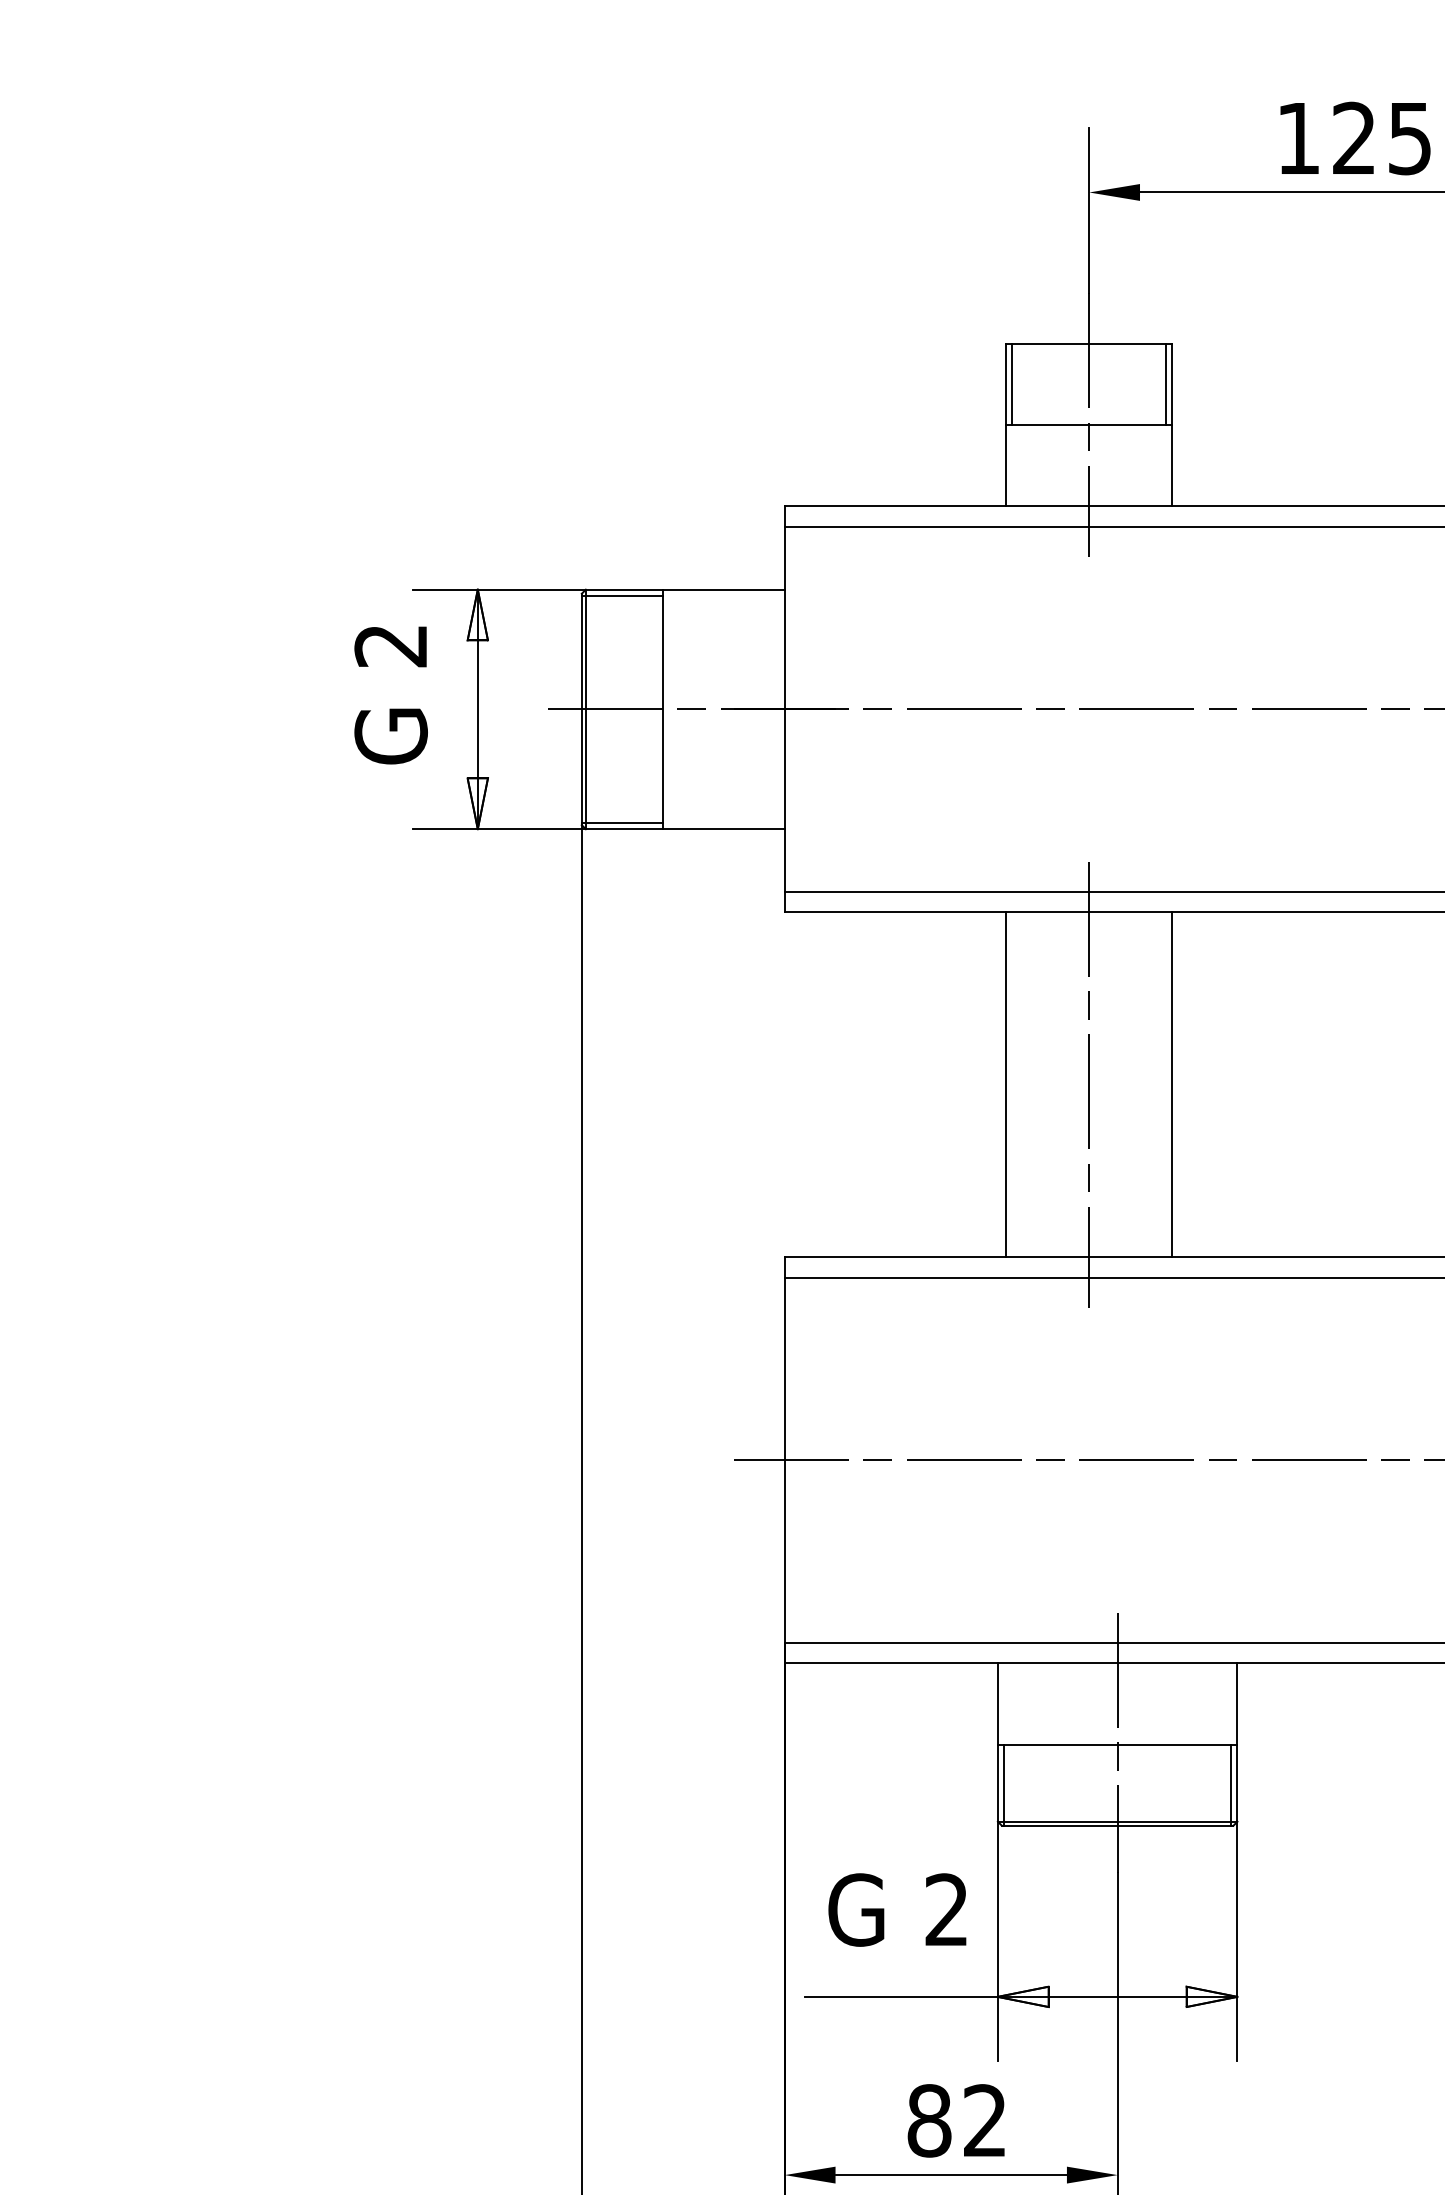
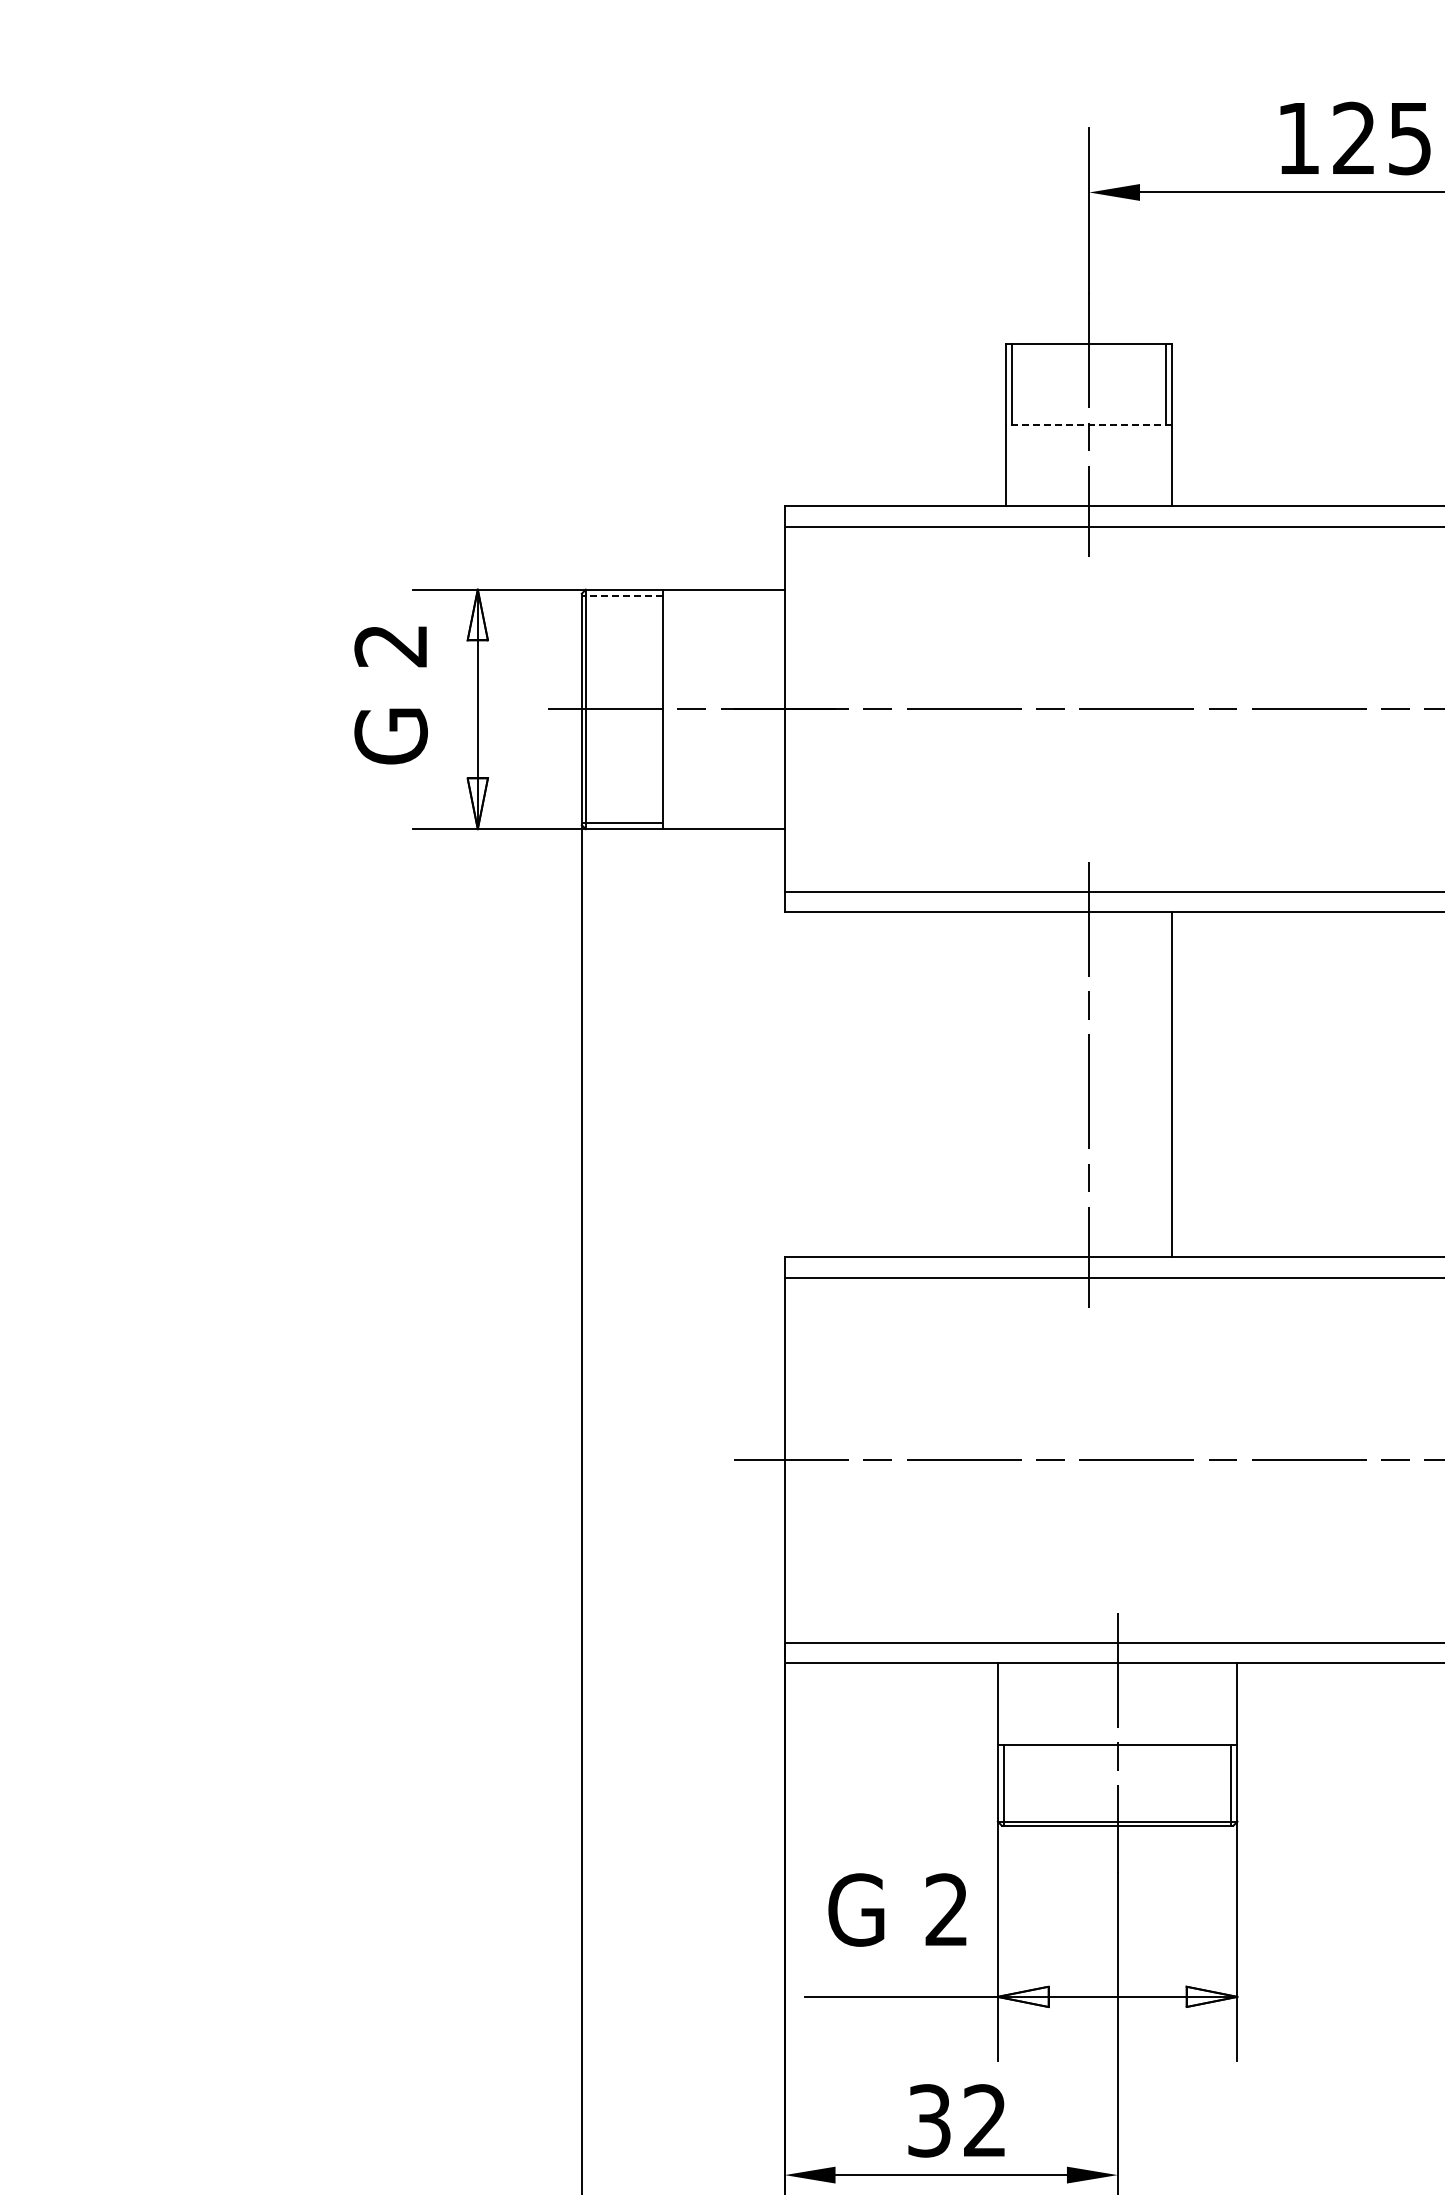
line: solid -> dashed (1088, 425)
line: solid -> dashed (622, 595)
line: present -> none (1006, 1084)
text: 82 -> 32 (929, 2120)
